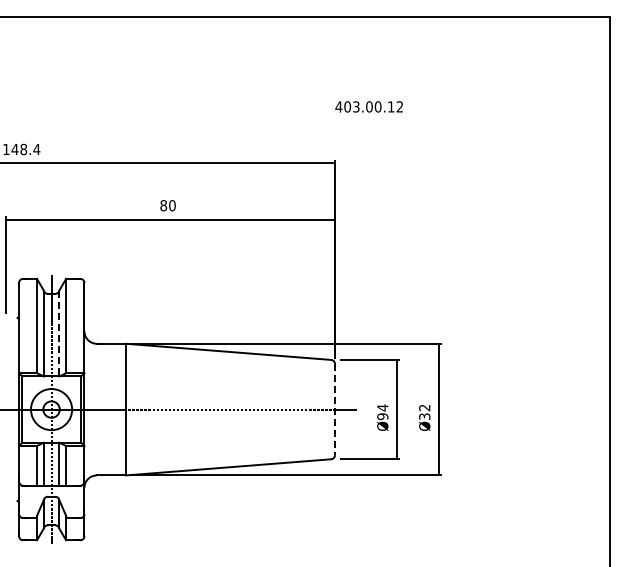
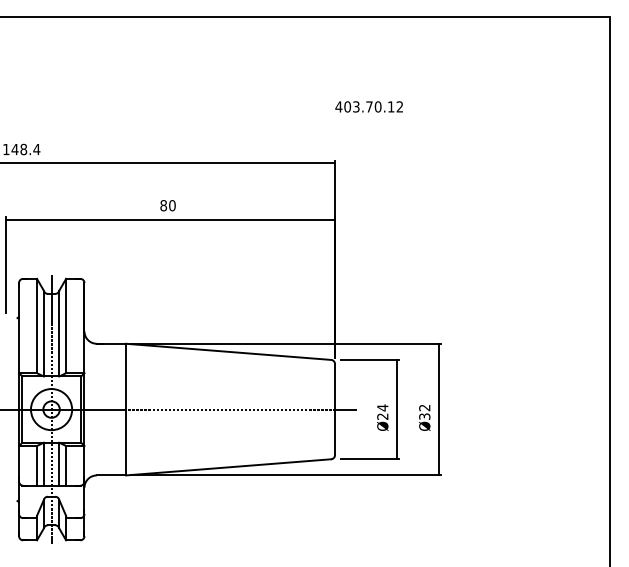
text: 403.00.12 -> 403.70.12 (369, 106)
line: dashed -> solid (59, 333)
line: dashed -> solid (335, 409)
text: Ø94 -> Ø24 (382, 416)
